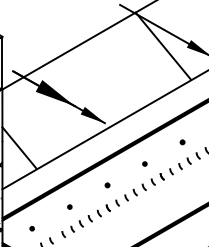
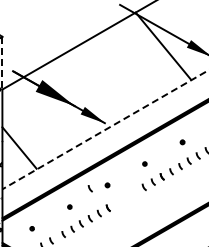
line: solid -> dashed (2, 63)
line: solid -> dashed (105, 129)
arc: none -> present (89, 188)
part: present -> none (126, 197)
